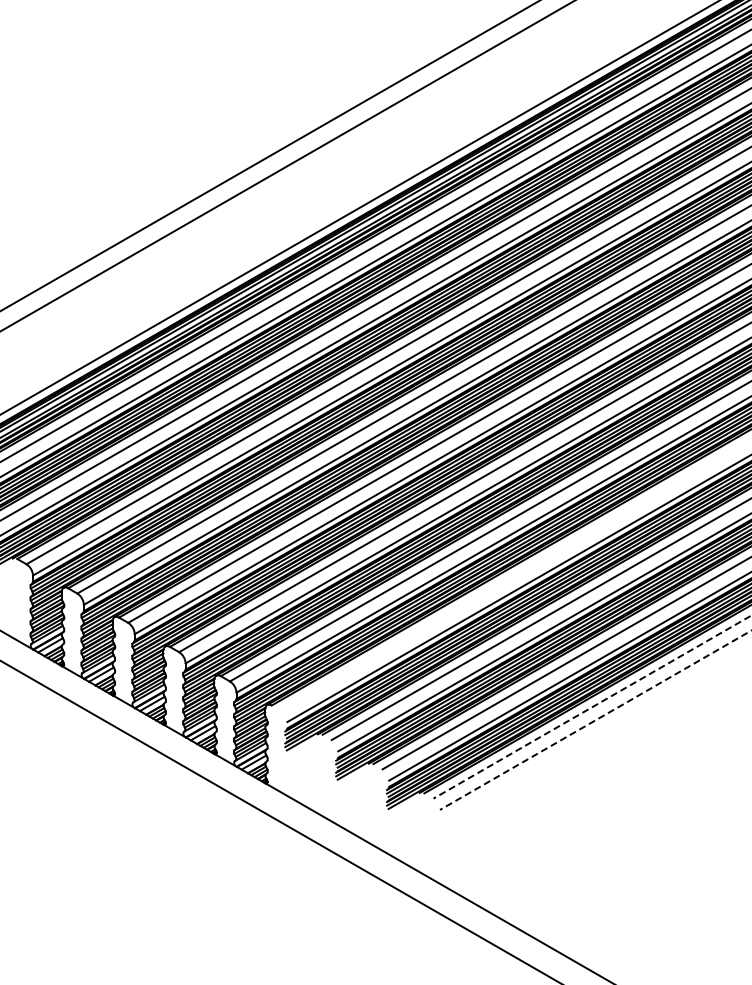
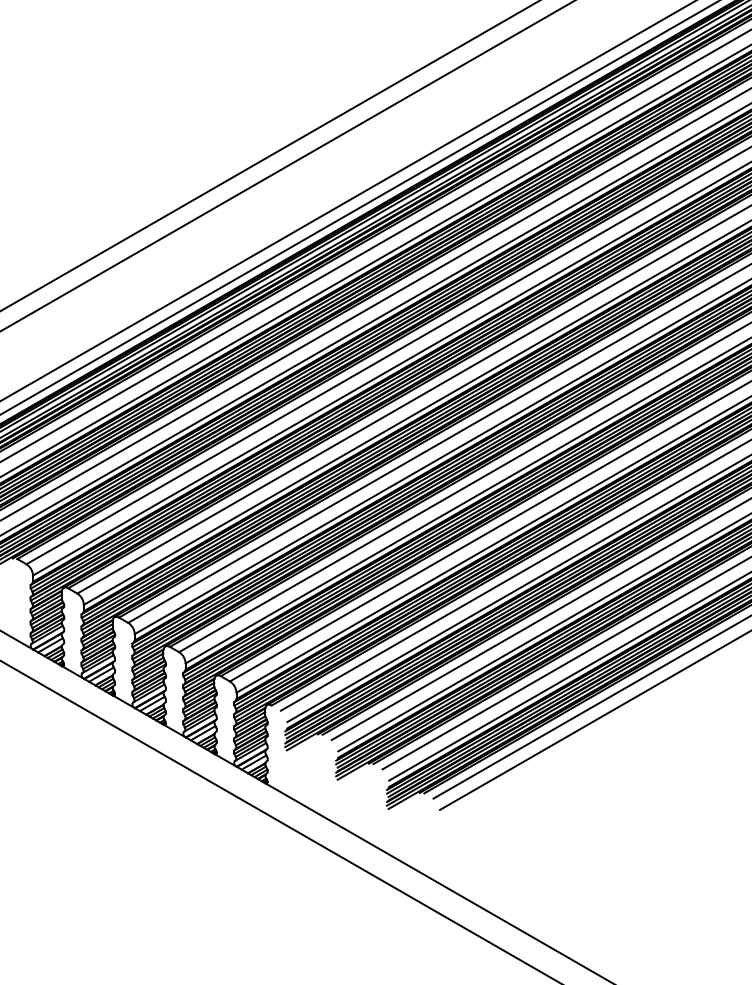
line: none -> present (347, 201)
line: none -> present (514, 575)
line: dashed -> solid (592, 707)
line: dashed -> solid (595, 720)
